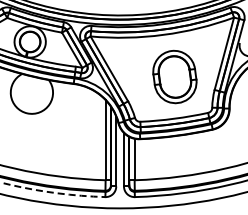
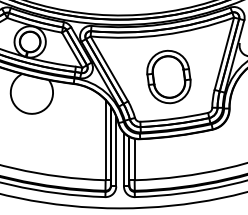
part position: (174, 76) -> (168, 76) (168, 76)
arc: dashed -> solid (52, 192)
